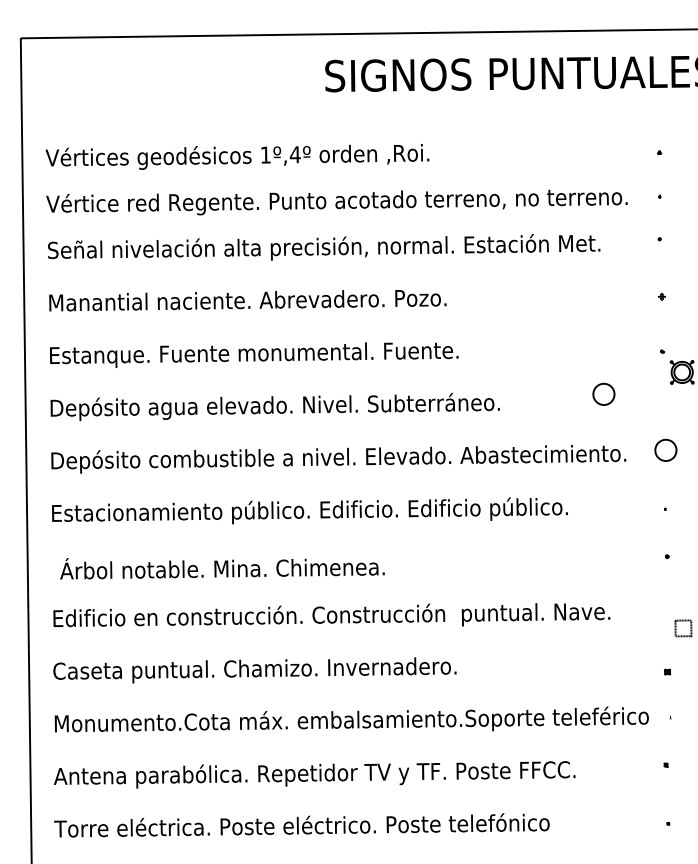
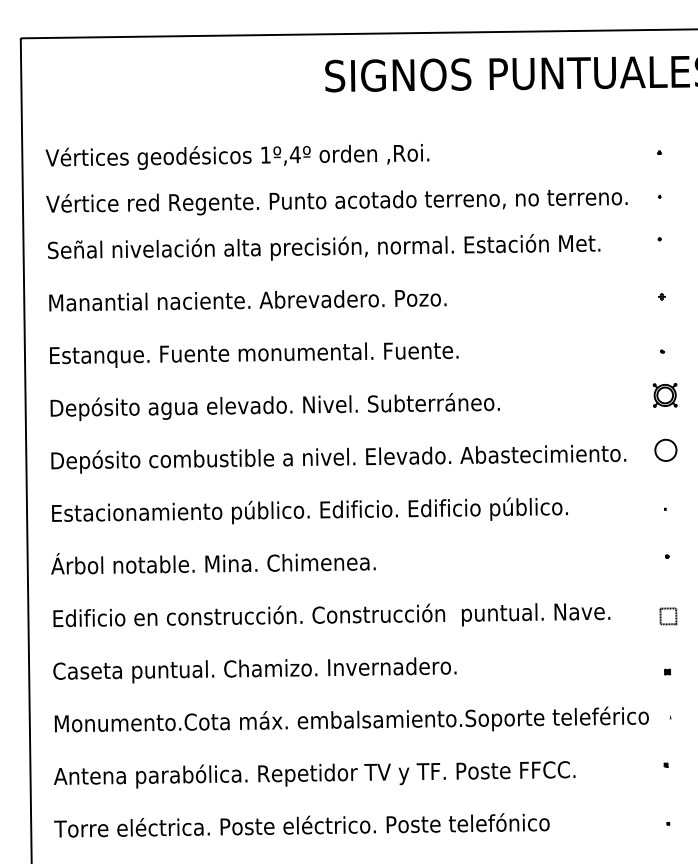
part position: (681, 372) -> (664, 395) (664, 395)
part: present -> none (603, 393)
text position: (222, 568) -> (213, 563) (213, 563)
part position: (683, 628) -> (668, 616) (668, 616)
